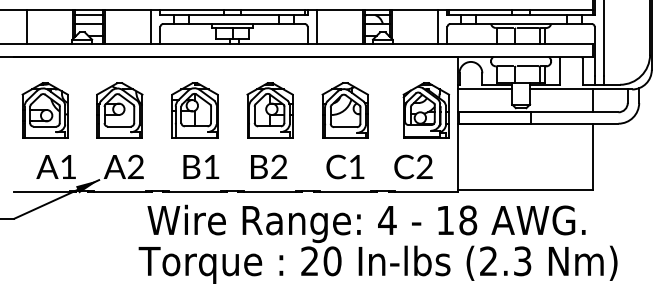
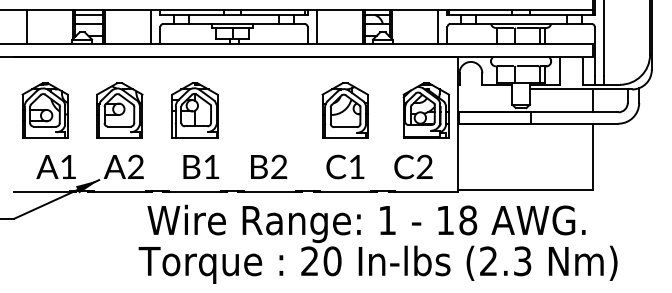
line: present -> none (485, 89)
part: present -> none (269, 110)
text: 4 -> 1 (387, 220)
